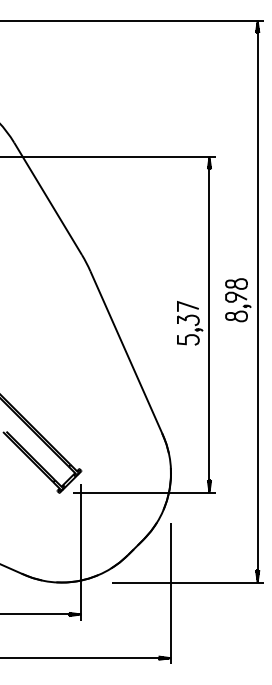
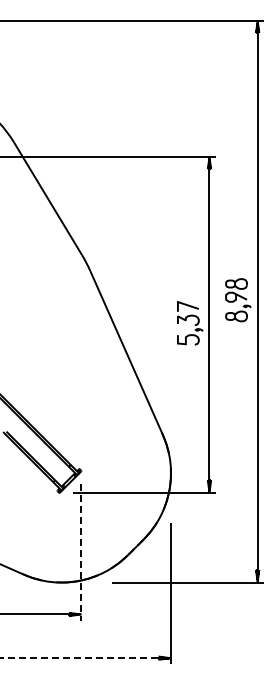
line: solid -> dashed (81, 552)
line: solid -> dashed (86, 658)
